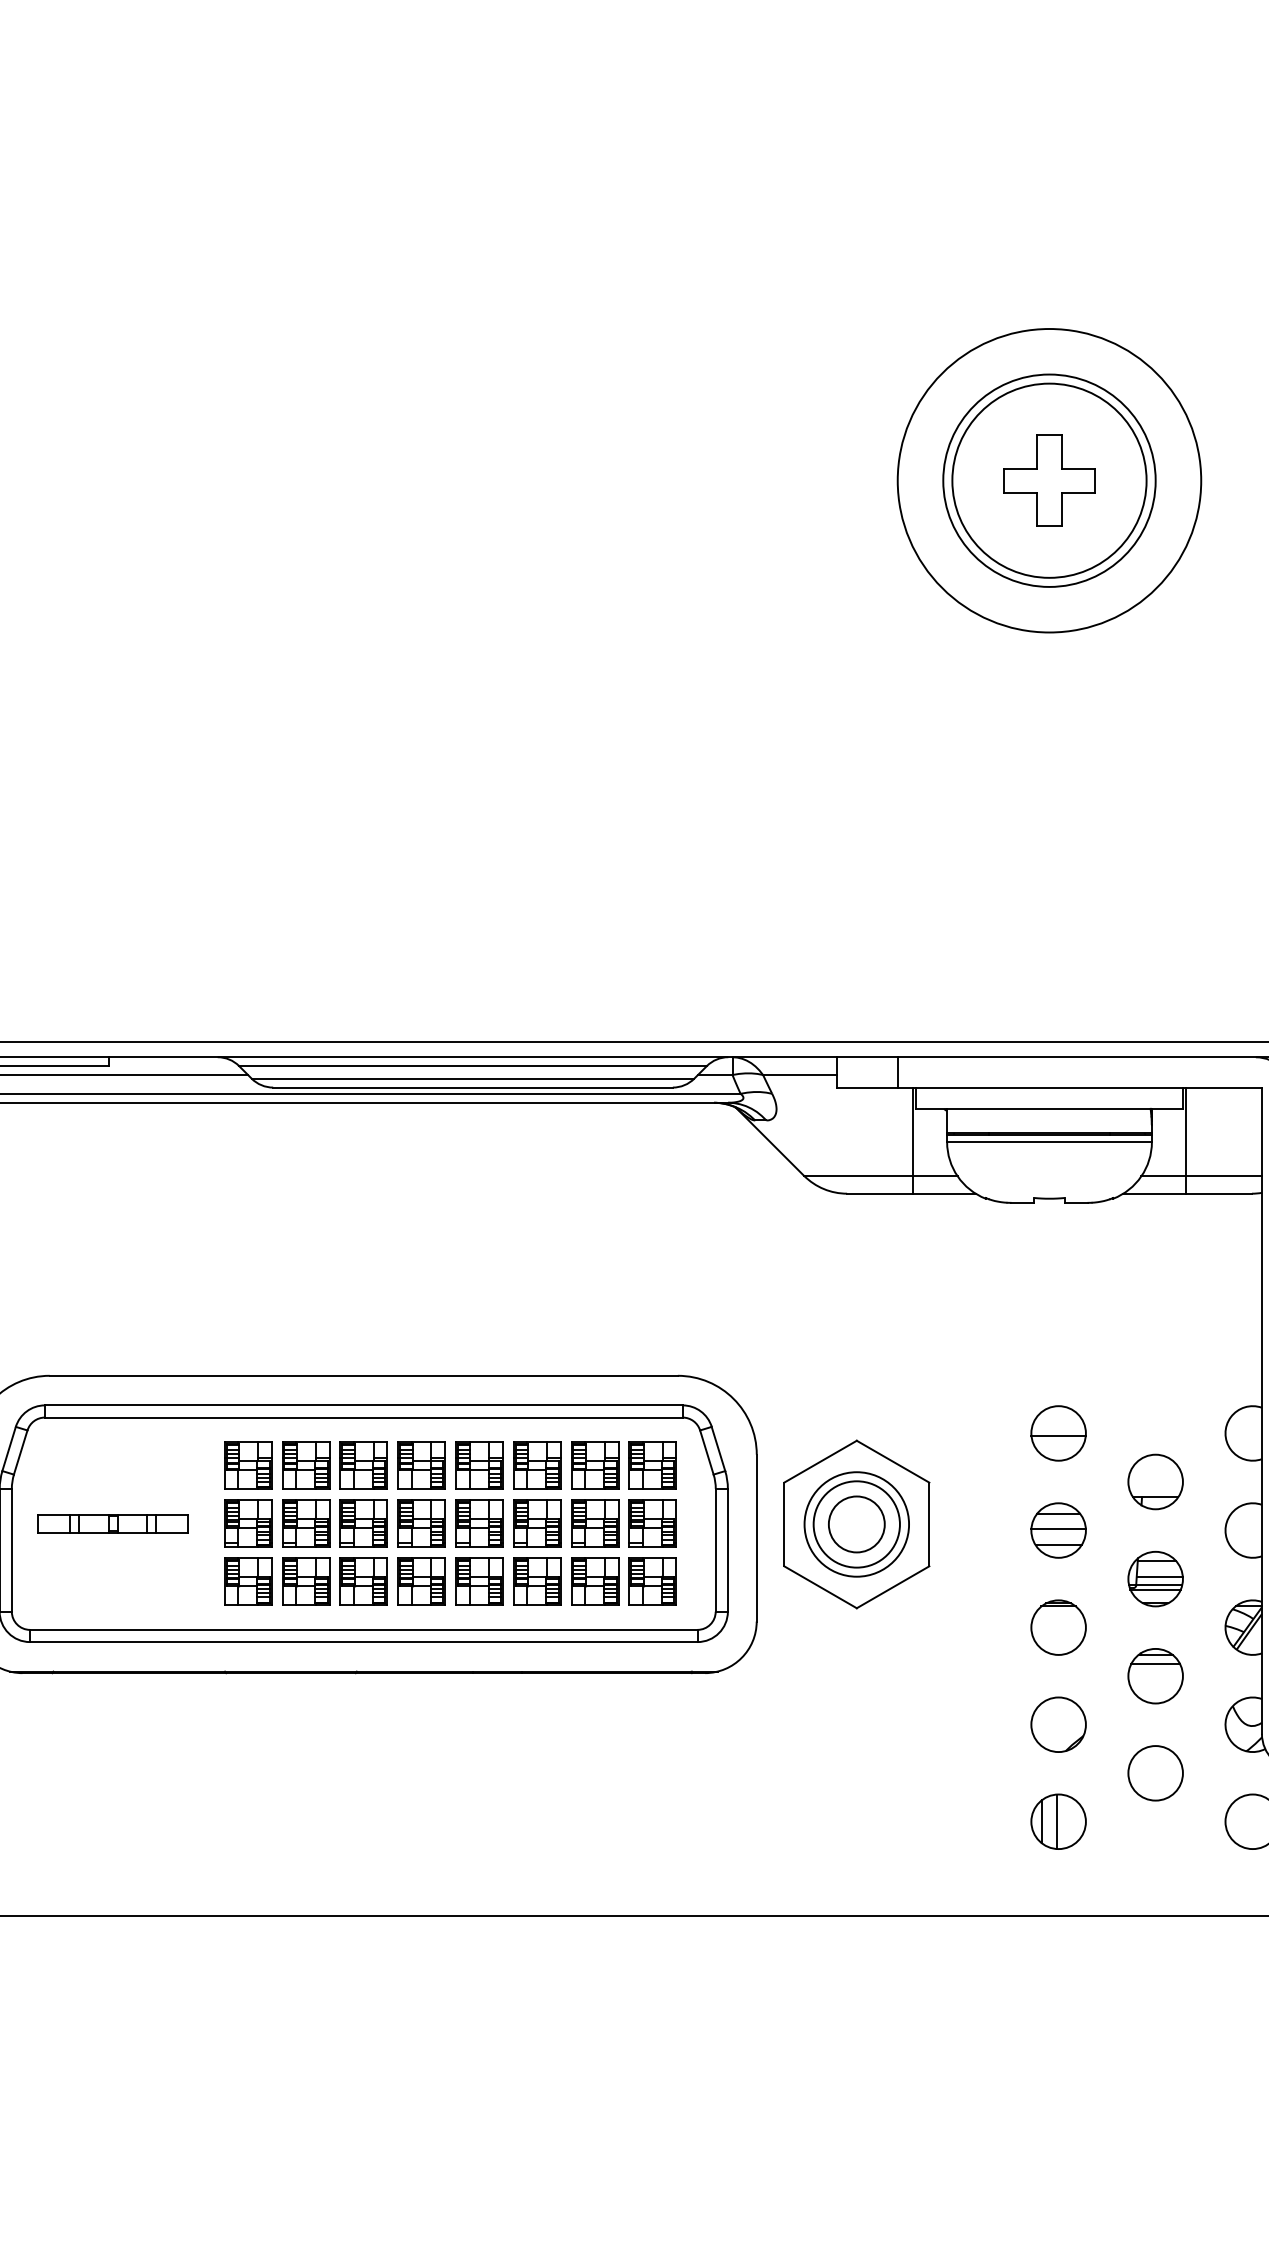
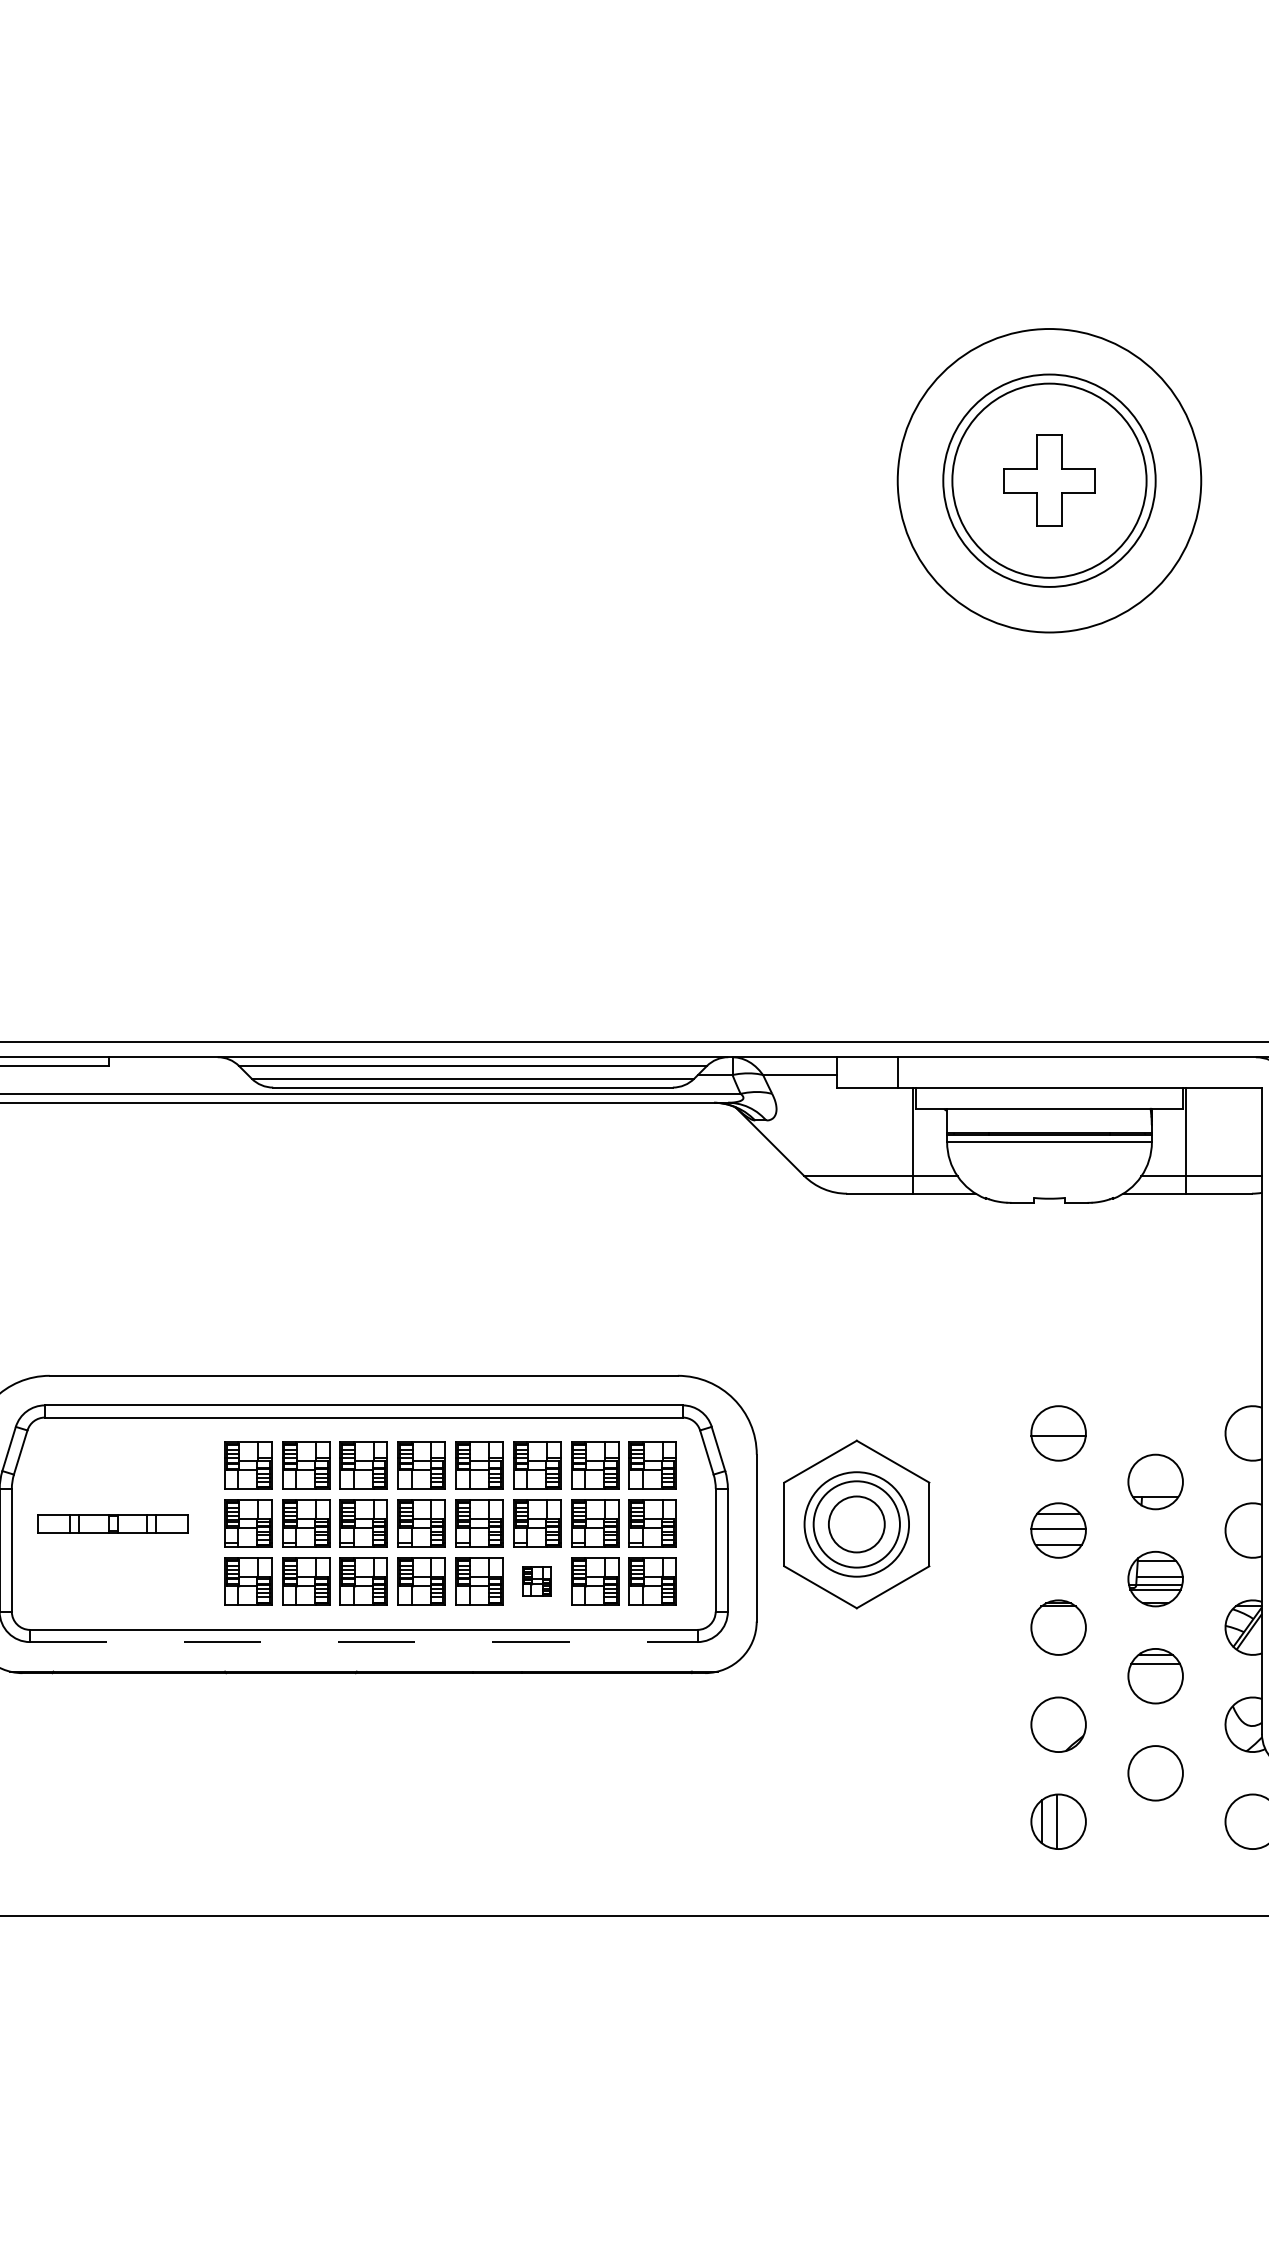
line: present -> none (125, 1075)
part size: 49x49 px -> 30x31 px (536, 1581)
line: solid -> dashed (363, 1642)
